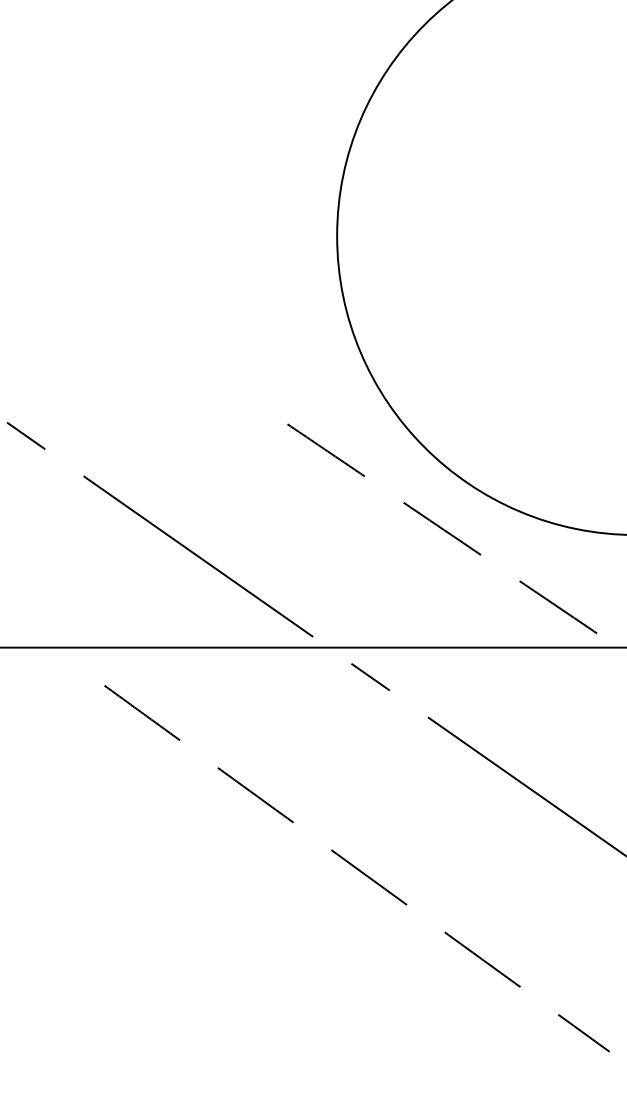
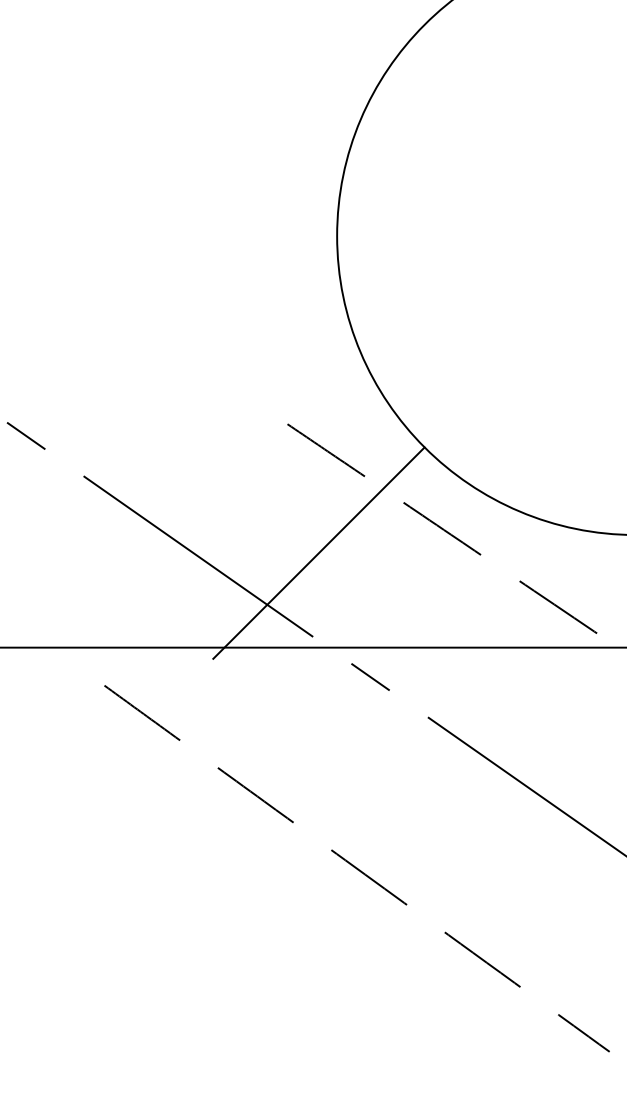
line: none -> present (318, 552)
